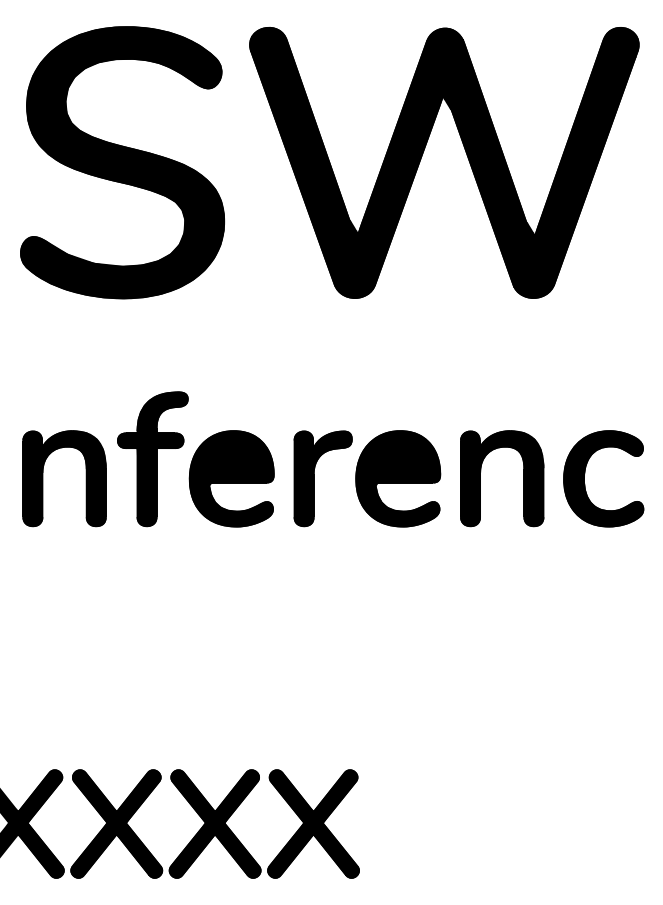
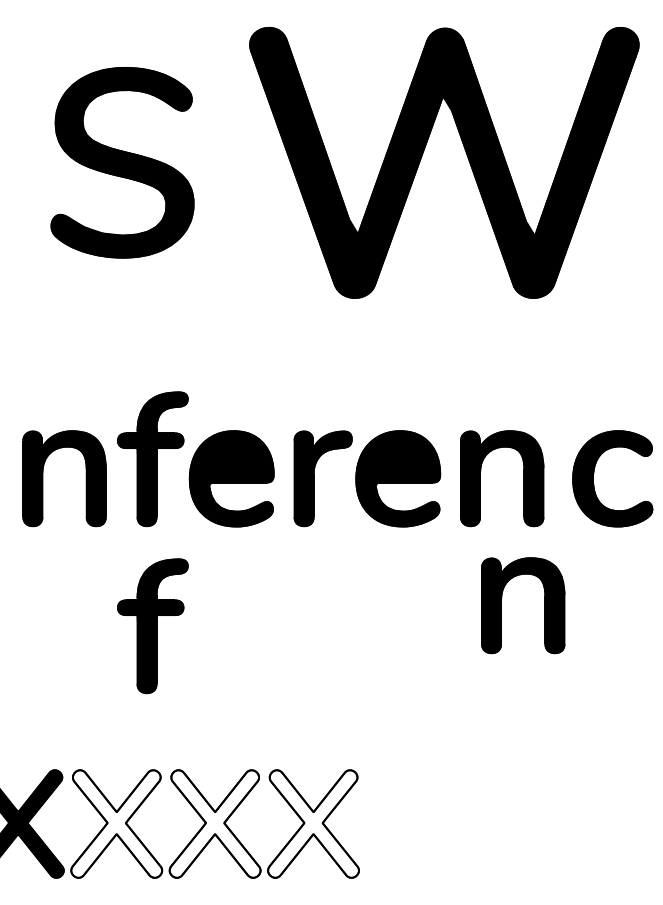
part size: 205x274 px -> 145x192 px (122, 162)
part position: (585, 473) -> (594, 473) (594, 473)
part: none -> present (544, 605)
part: none -> present (152, 626)
fill: present -> none (116, 823)
fill: present -> none (214, 823)
fill: present -> none (313, 823)
